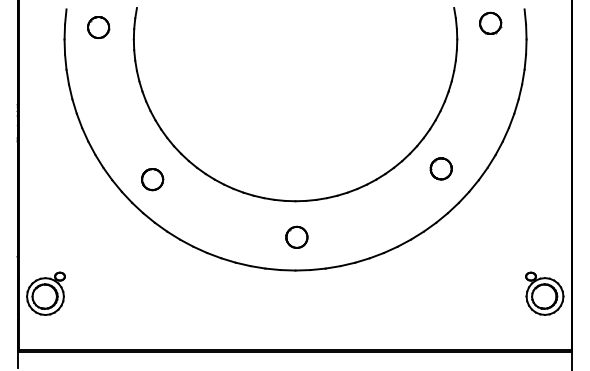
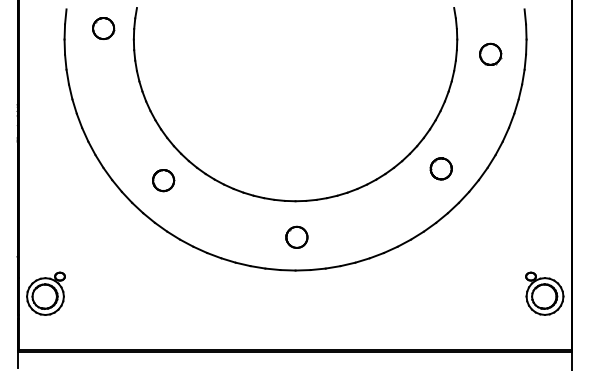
part position: (490, 22) -> (490, 53) (490, 53)
part position: (98, 27) -> (103, 28) (103, 28)
part position: (152, 179) -> (163, 180) (163, 180)
